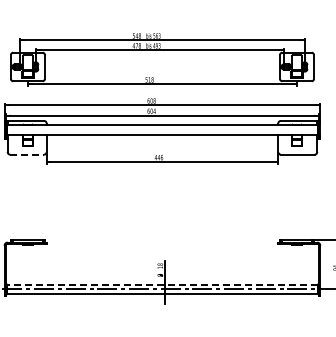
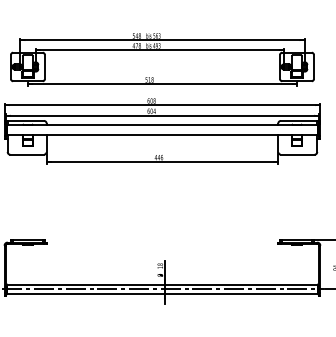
line: dashed -> solid (27, 154)
line: dashed -> solid (162, 284)
